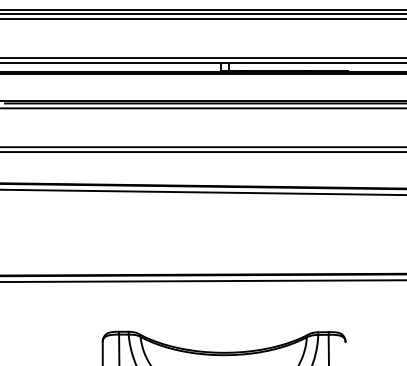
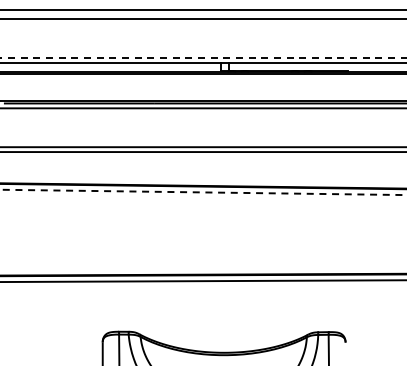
line: present -> none (202, 14)
line: solid -> dashed (203, 58)
line: solid -> dashed (203, 192)
